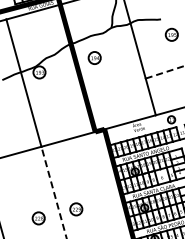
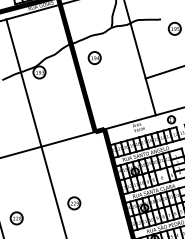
part position: (171, 34) -> (174, 28) (174, 28)
line: dashed -> solid (165, 72)
line: dashed -> solid (54, 192)
part position: (76, 209) -> (74, 203) (74, 203)
part position: (38, 218) -> (16, 218) (16, 218)
